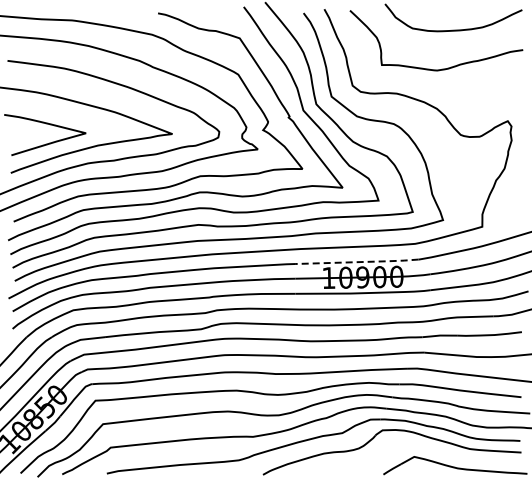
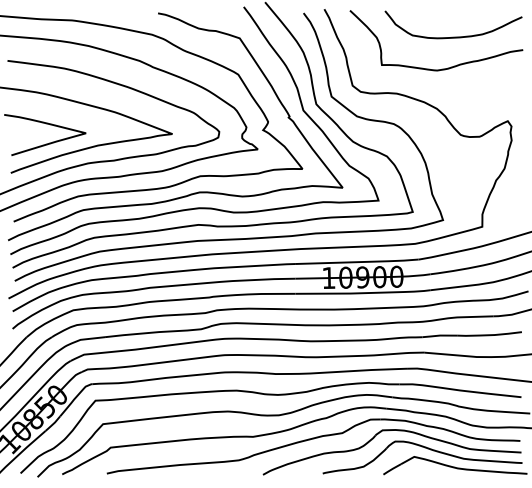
curve position: (453, 29) -> (453, 36) (453, 36)
line: dashed -> solid (357, 262)
part: none -> present (424, 448)
